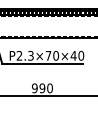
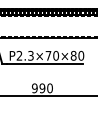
text: P2.3×70×40 -> P2.3×70×80 (73, 55)
